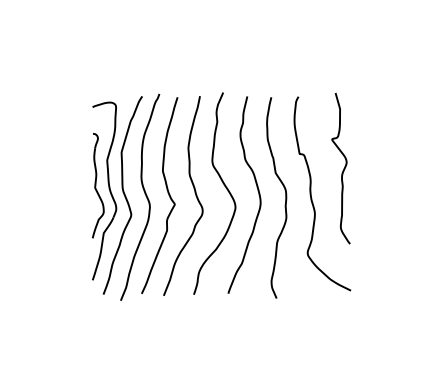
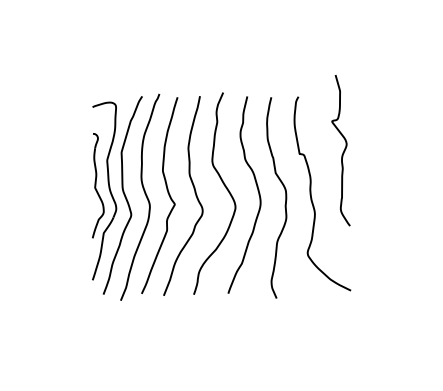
curve position: (342, 170) -> (342, 152) (342, 152)
